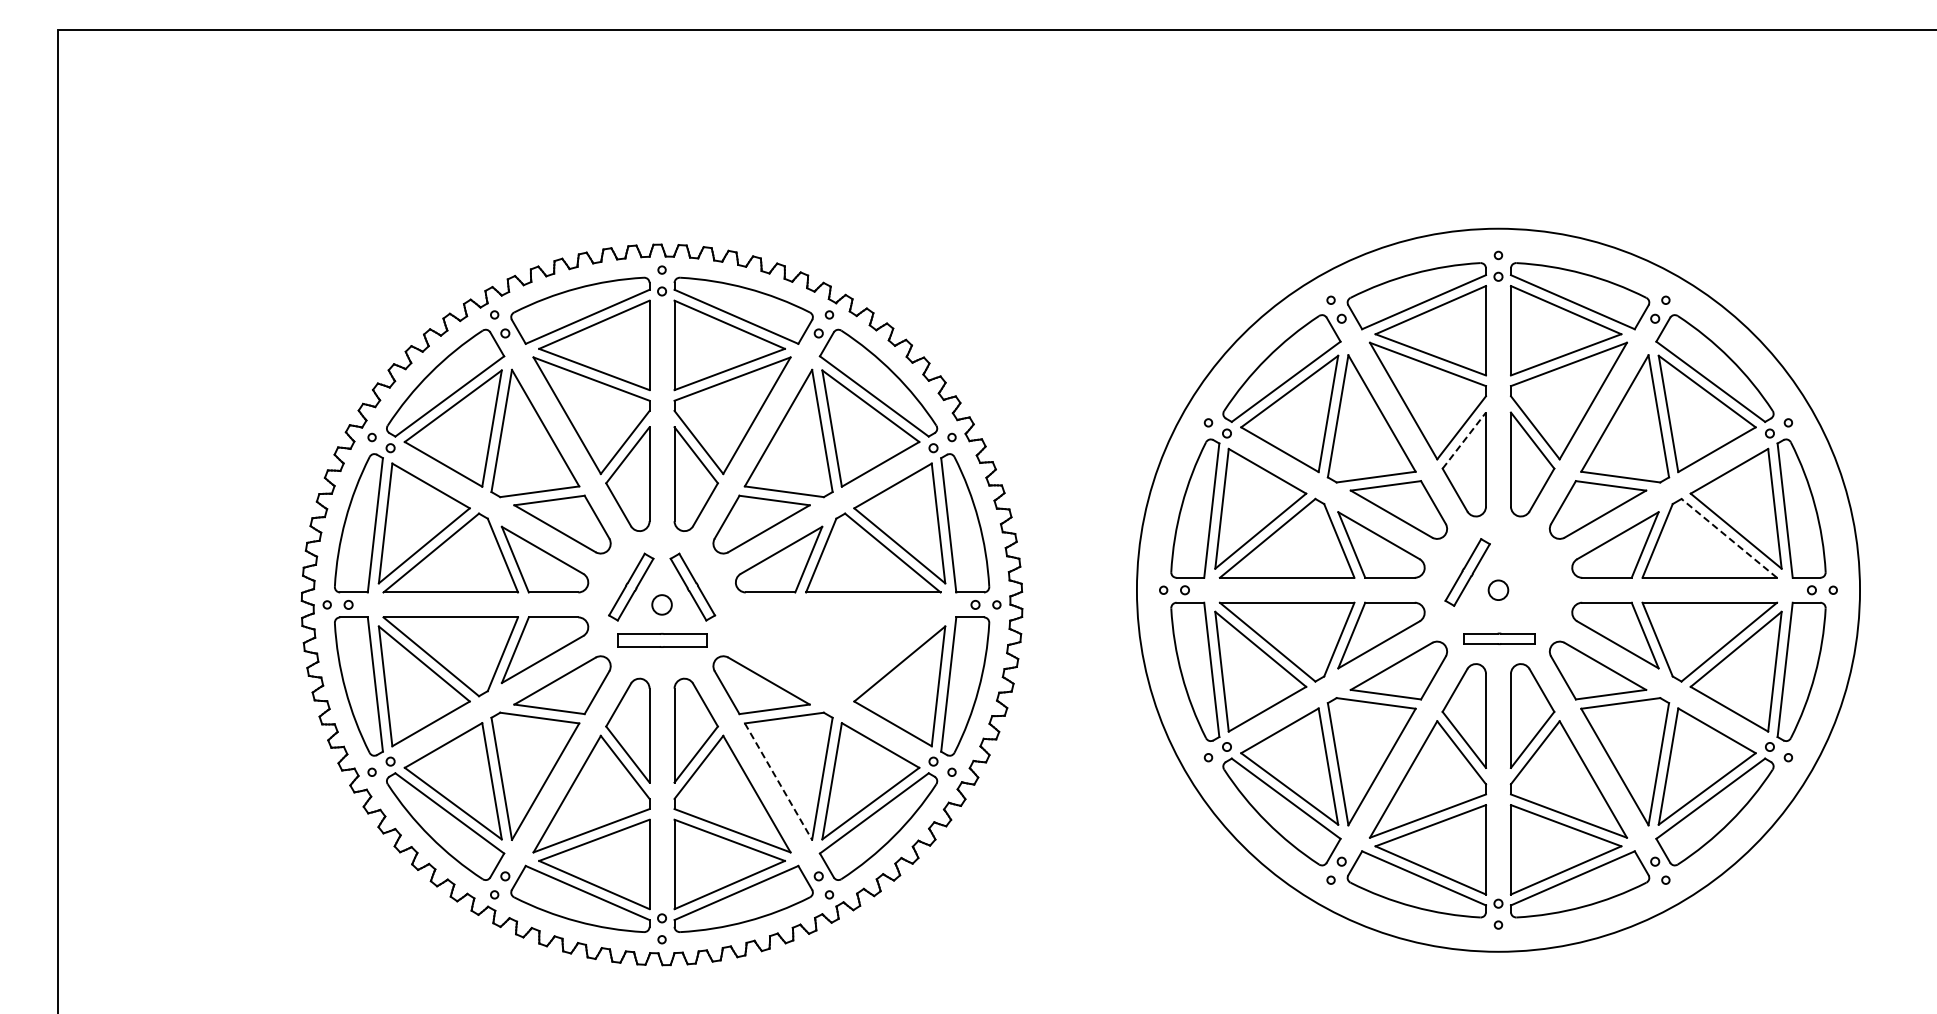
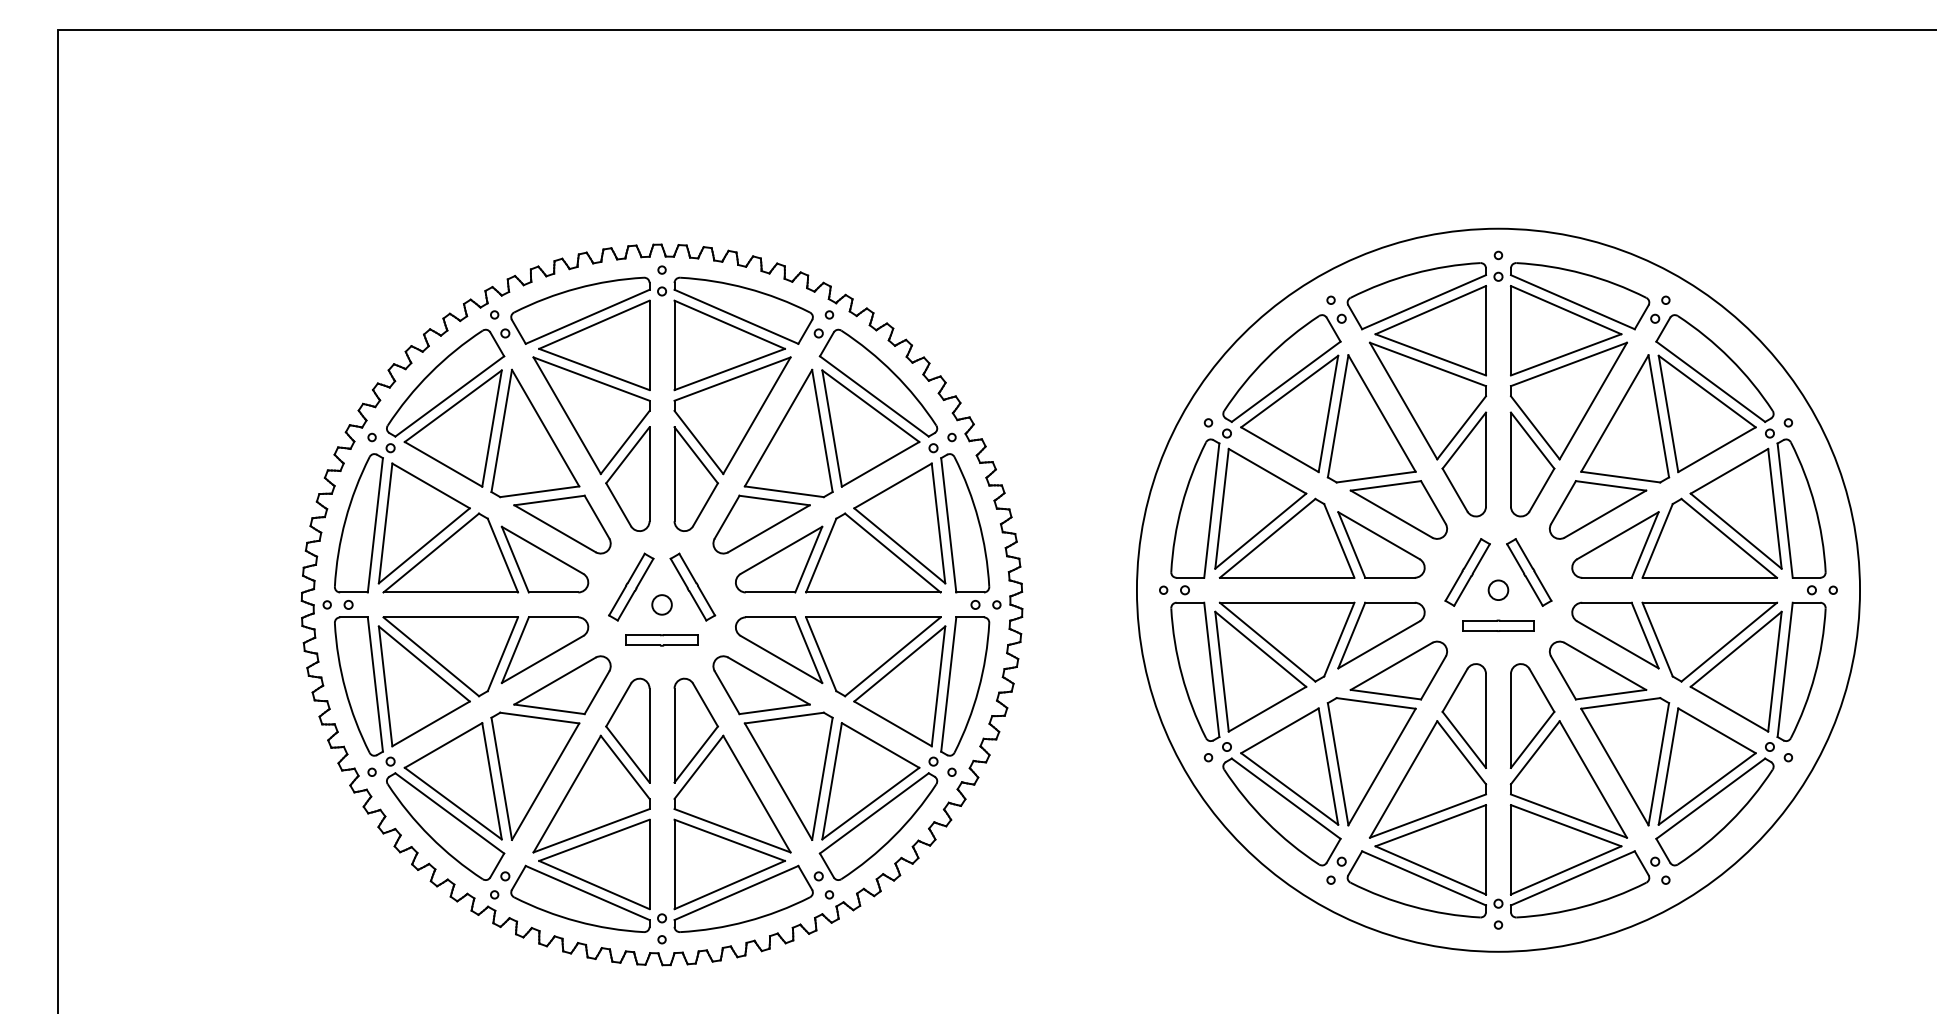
line: dashed -> solid (1464, 440)
line: dashed -> solid (1729, 538)
part: none -> present (1529, 572)
part position: (1499, 638) -> (1498, 625) (1498, 625)
part size: 91x15 px -> 74x13 px (661, 640)
part: none -> present (838, 656)
line: dashed -> solid (778, 782)
